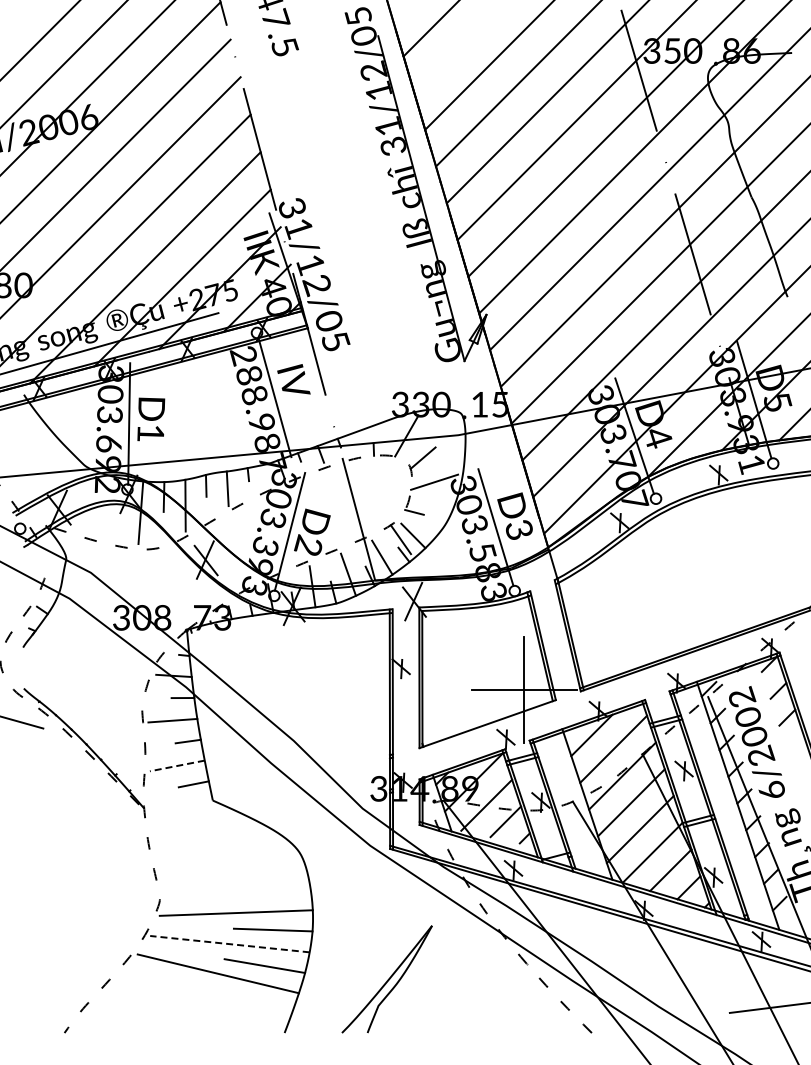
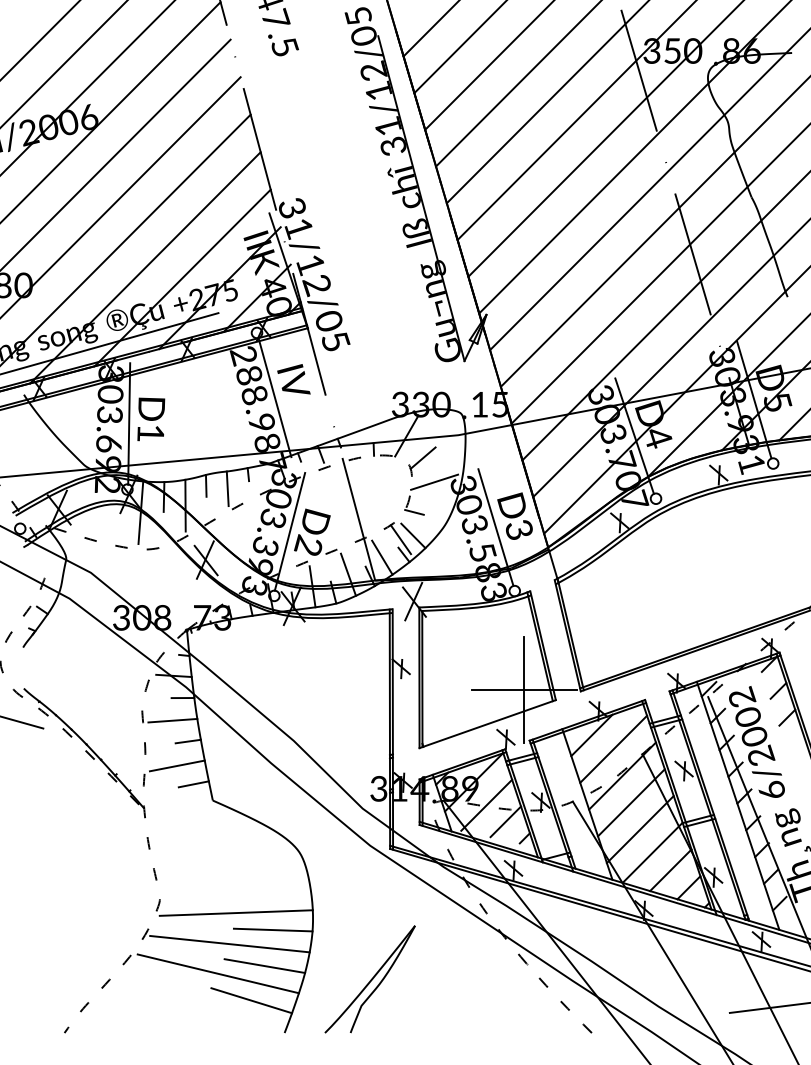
line: none -> present (459, 47)
line: dashed -> solid (177, 765)
line: dashed -> solid (229, 944)
part position: (386, 979) -> (369, 979) (369, 979)
line: none -> present (251, 1000)
